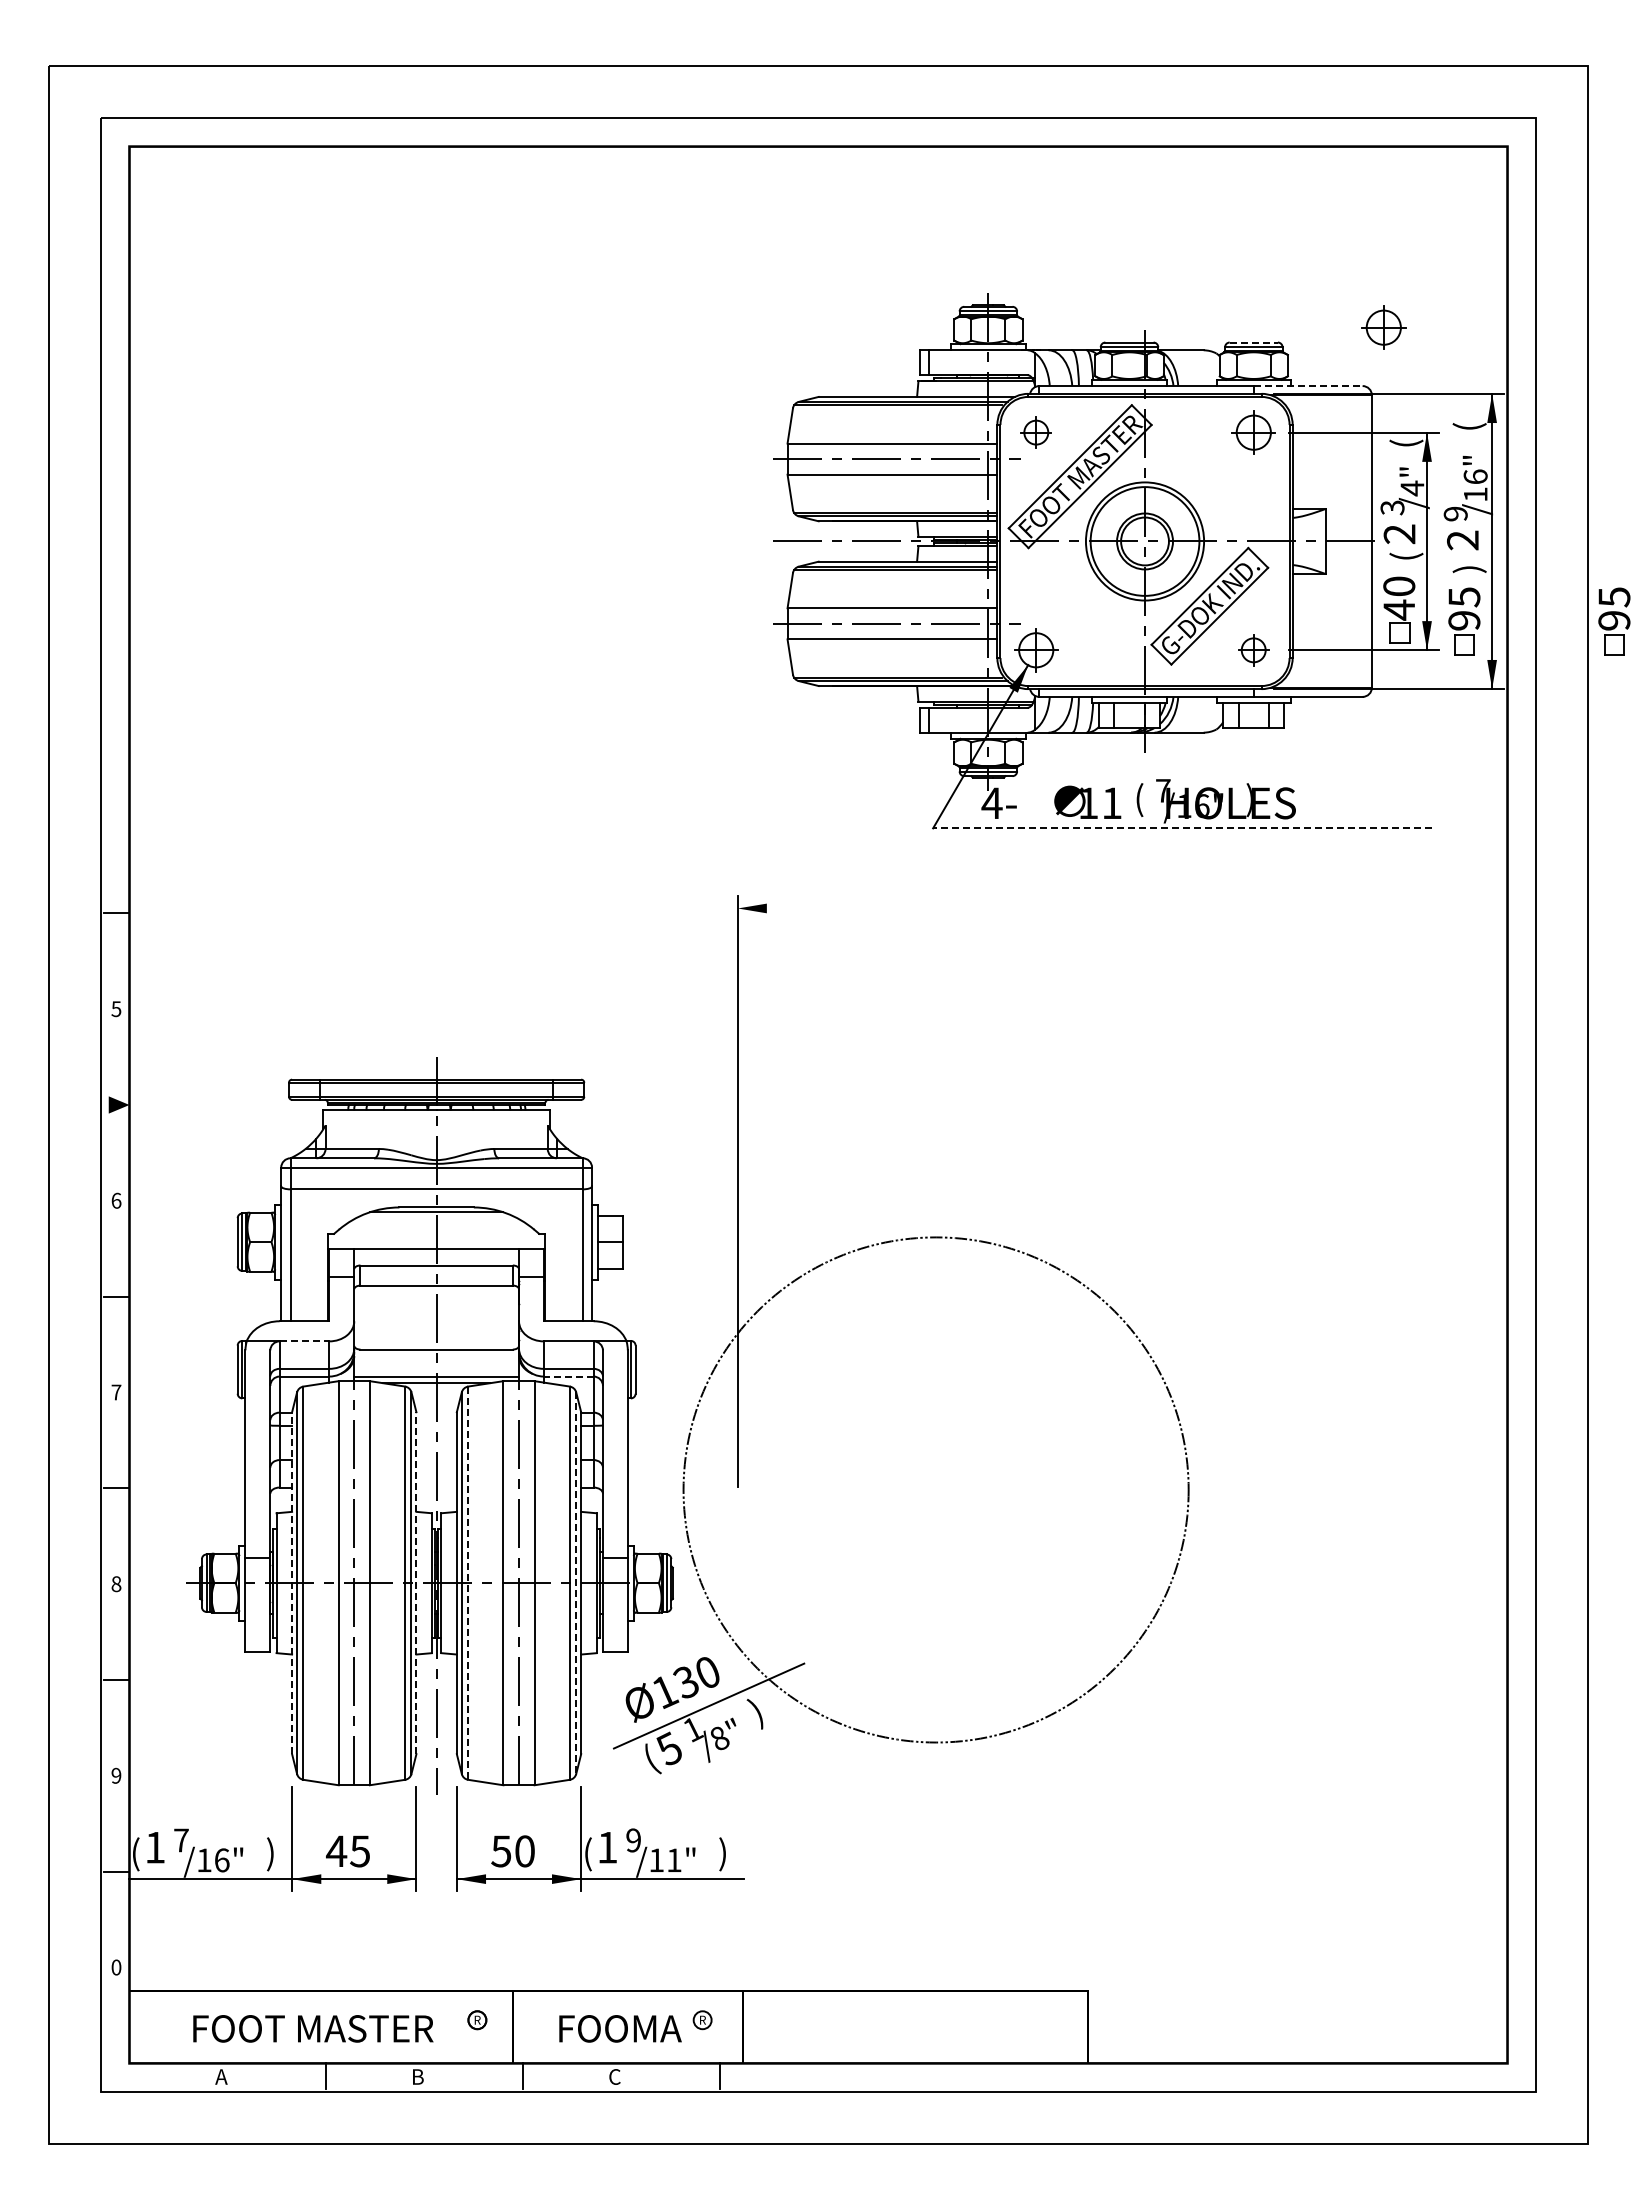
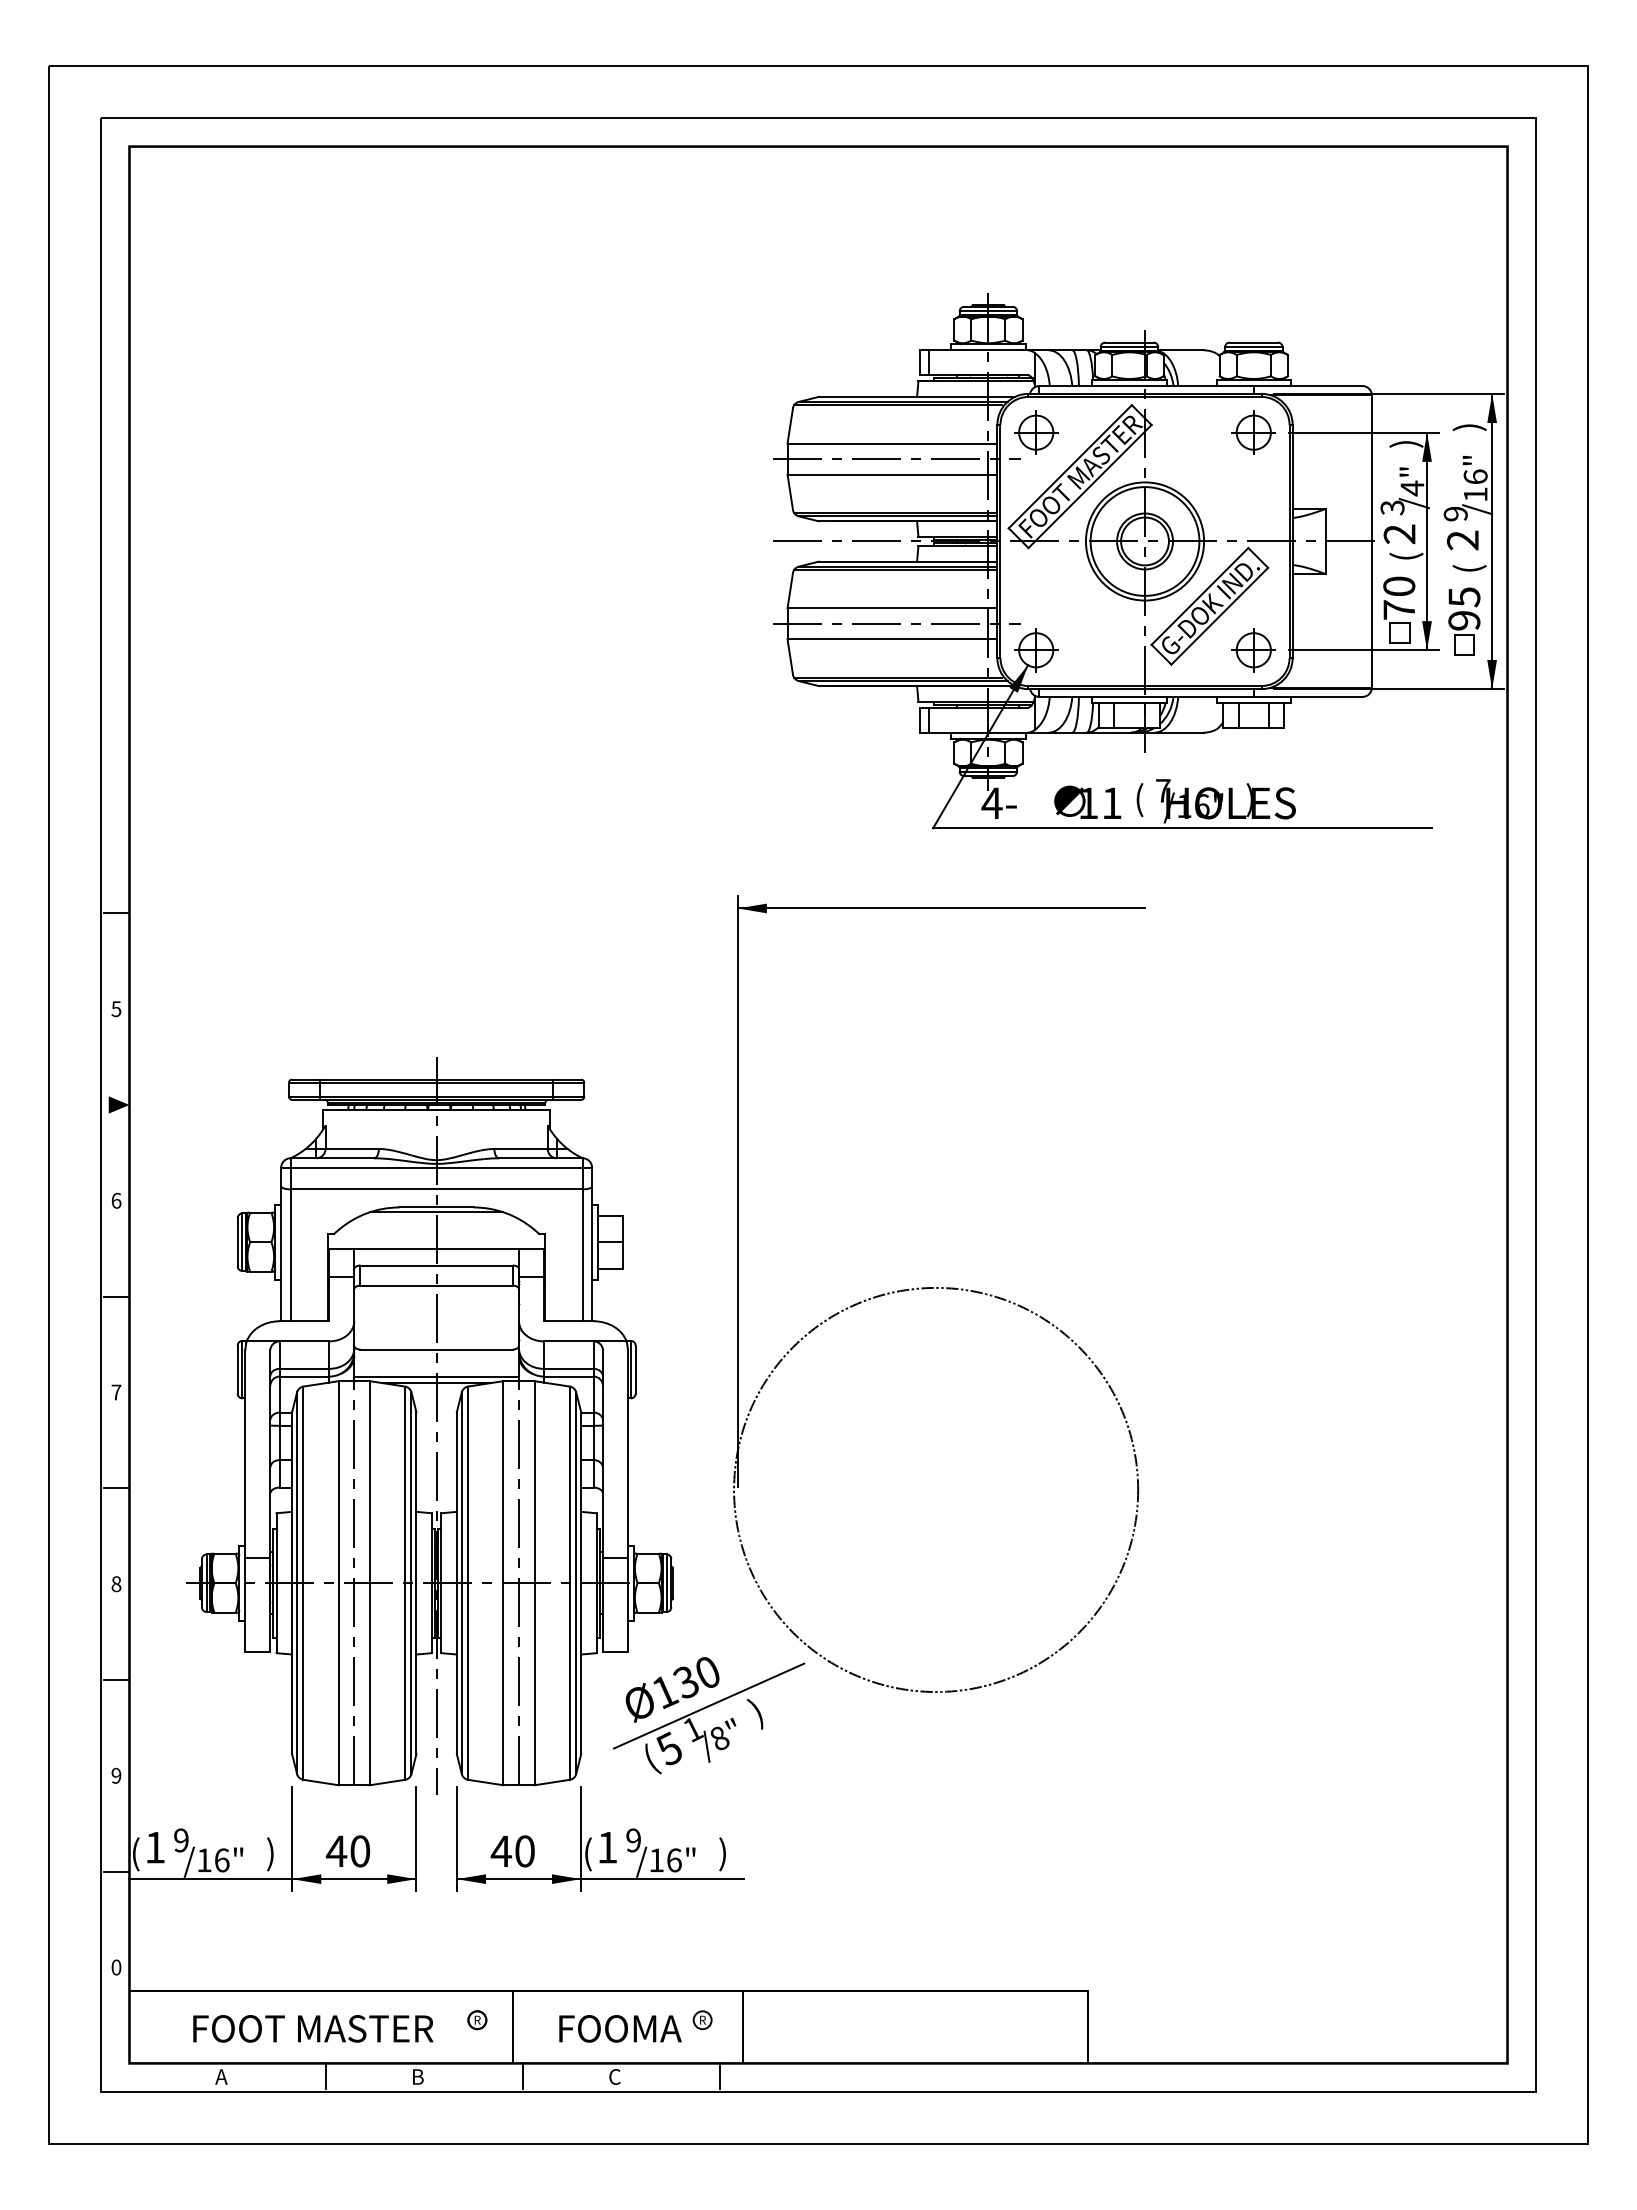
part: present -> none (1383, 327)
line: dashed -> solid (1254, 342)
line: dashed -> solid (1308, 386)
text: ( -> ) (1469, 427)
part size: 32x33 px -> 45x45 px (1036, 432)
text: ( -> ) (1406, 443)
text: ) -> ( (1469, 569)
text: 40 -> 70 (1398, 609)
part: present -> none (1614, 621)
part size: 32x33 px -> 45x45 px (1253, 650)
line: dashed -> solid (1181, 828)
line: none -> present (941, 908)
line: dashed -> solid (304, 1341)
line: dashed -> solid (568, 1376)
circle diameter: 505 px -> 404 px (936, 1489)
line: dashed -> solid (292, 1583)
line: dashed -> solid (416, 1583)
line: dashed -> solid (468, 1583)
line: dashed -> solid (576, 1583)
text: 7 -> 9 (181, 1840)
text: 45 -> 40 (360, 1851)
text: 50 -> 40 (500, 1851)
text: /11" -> /16" (674, 1860)
